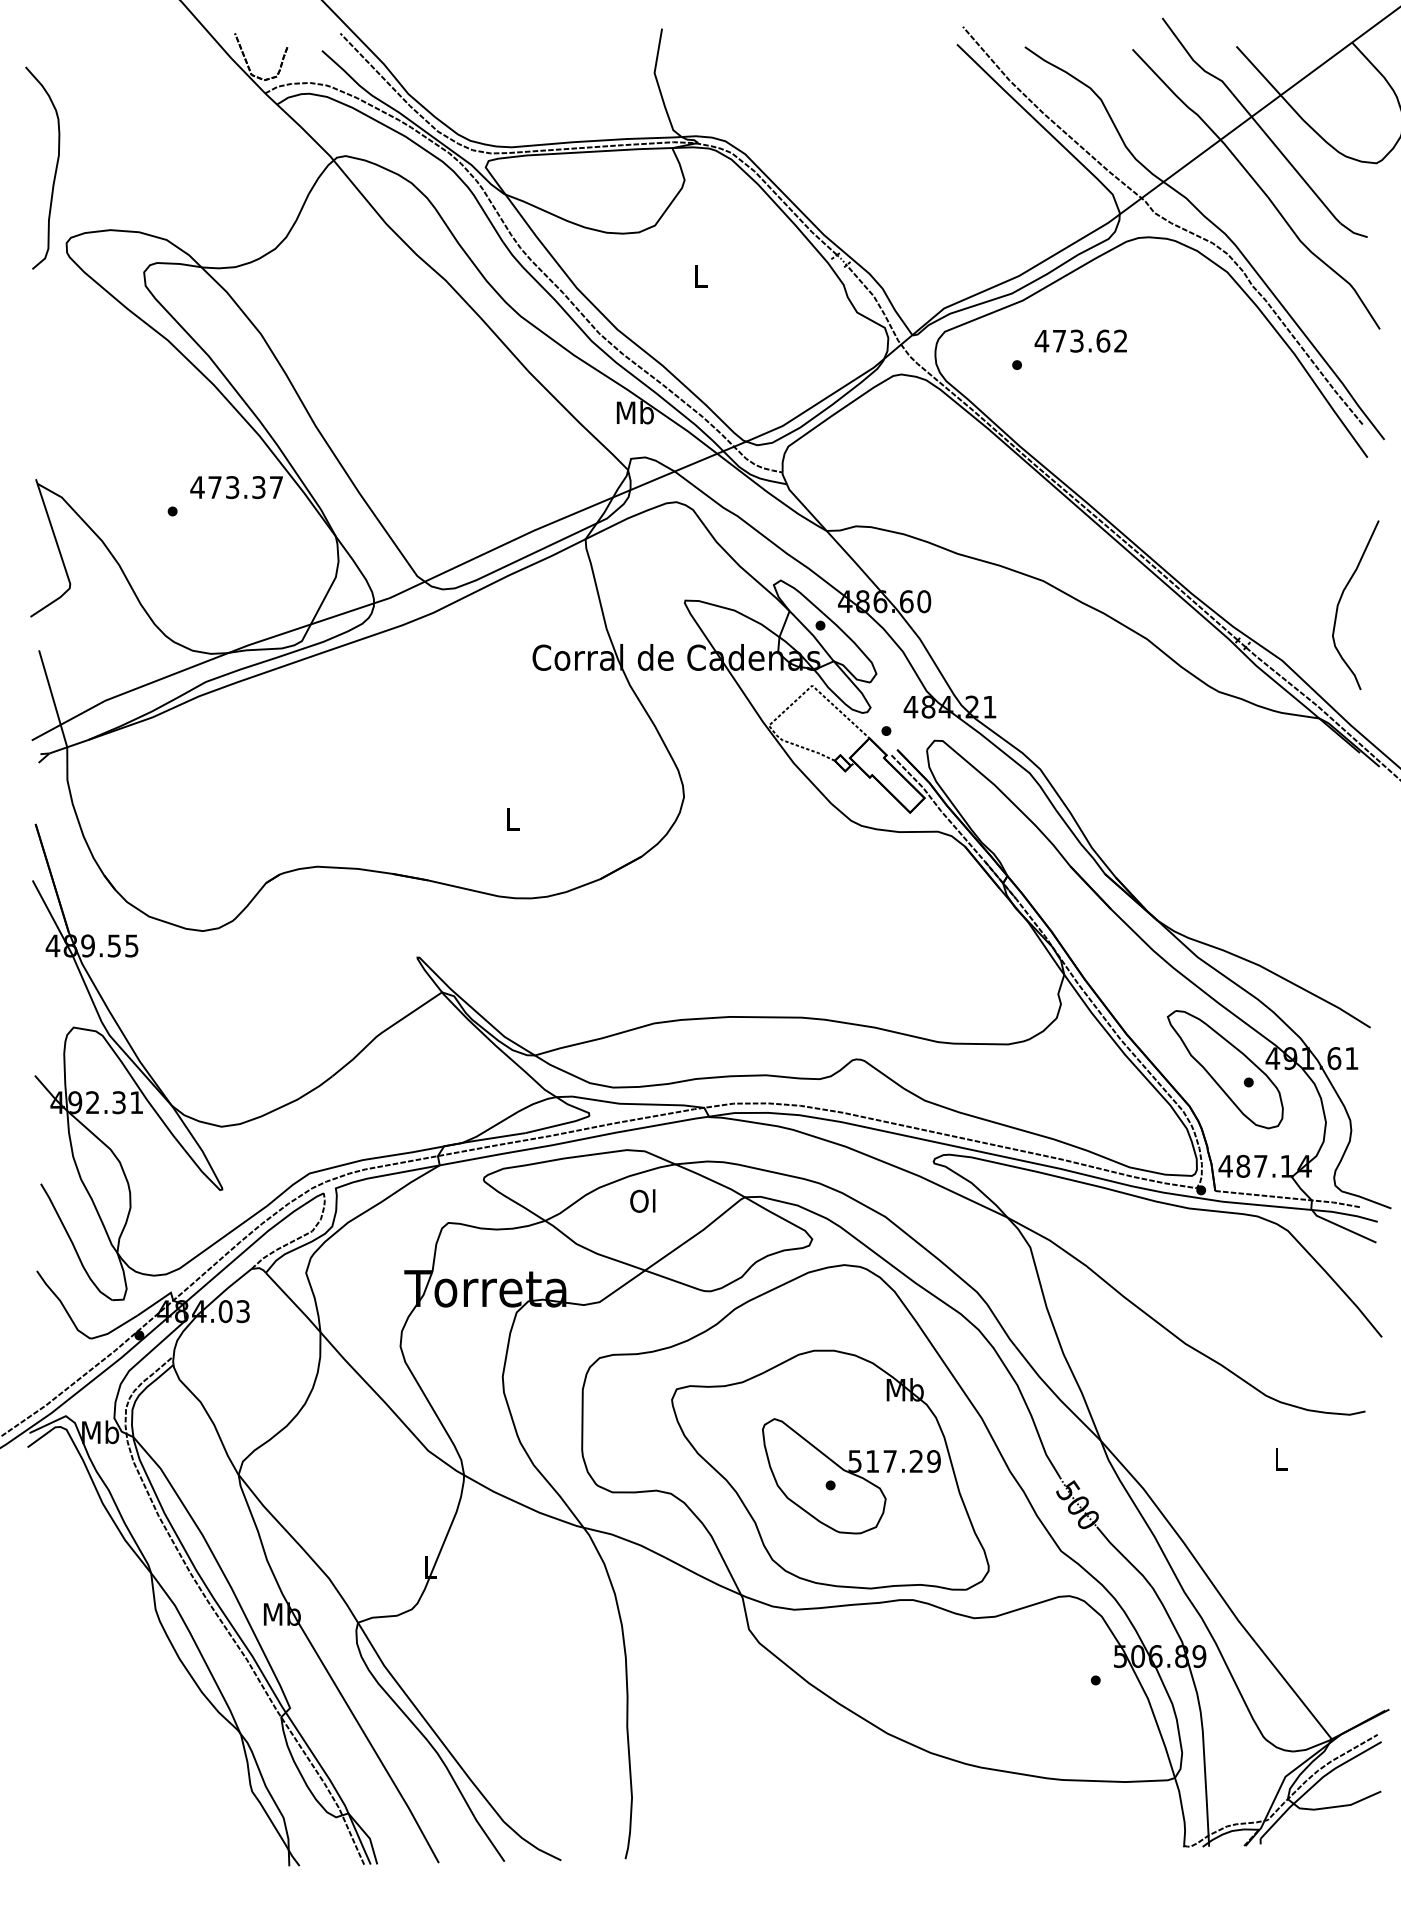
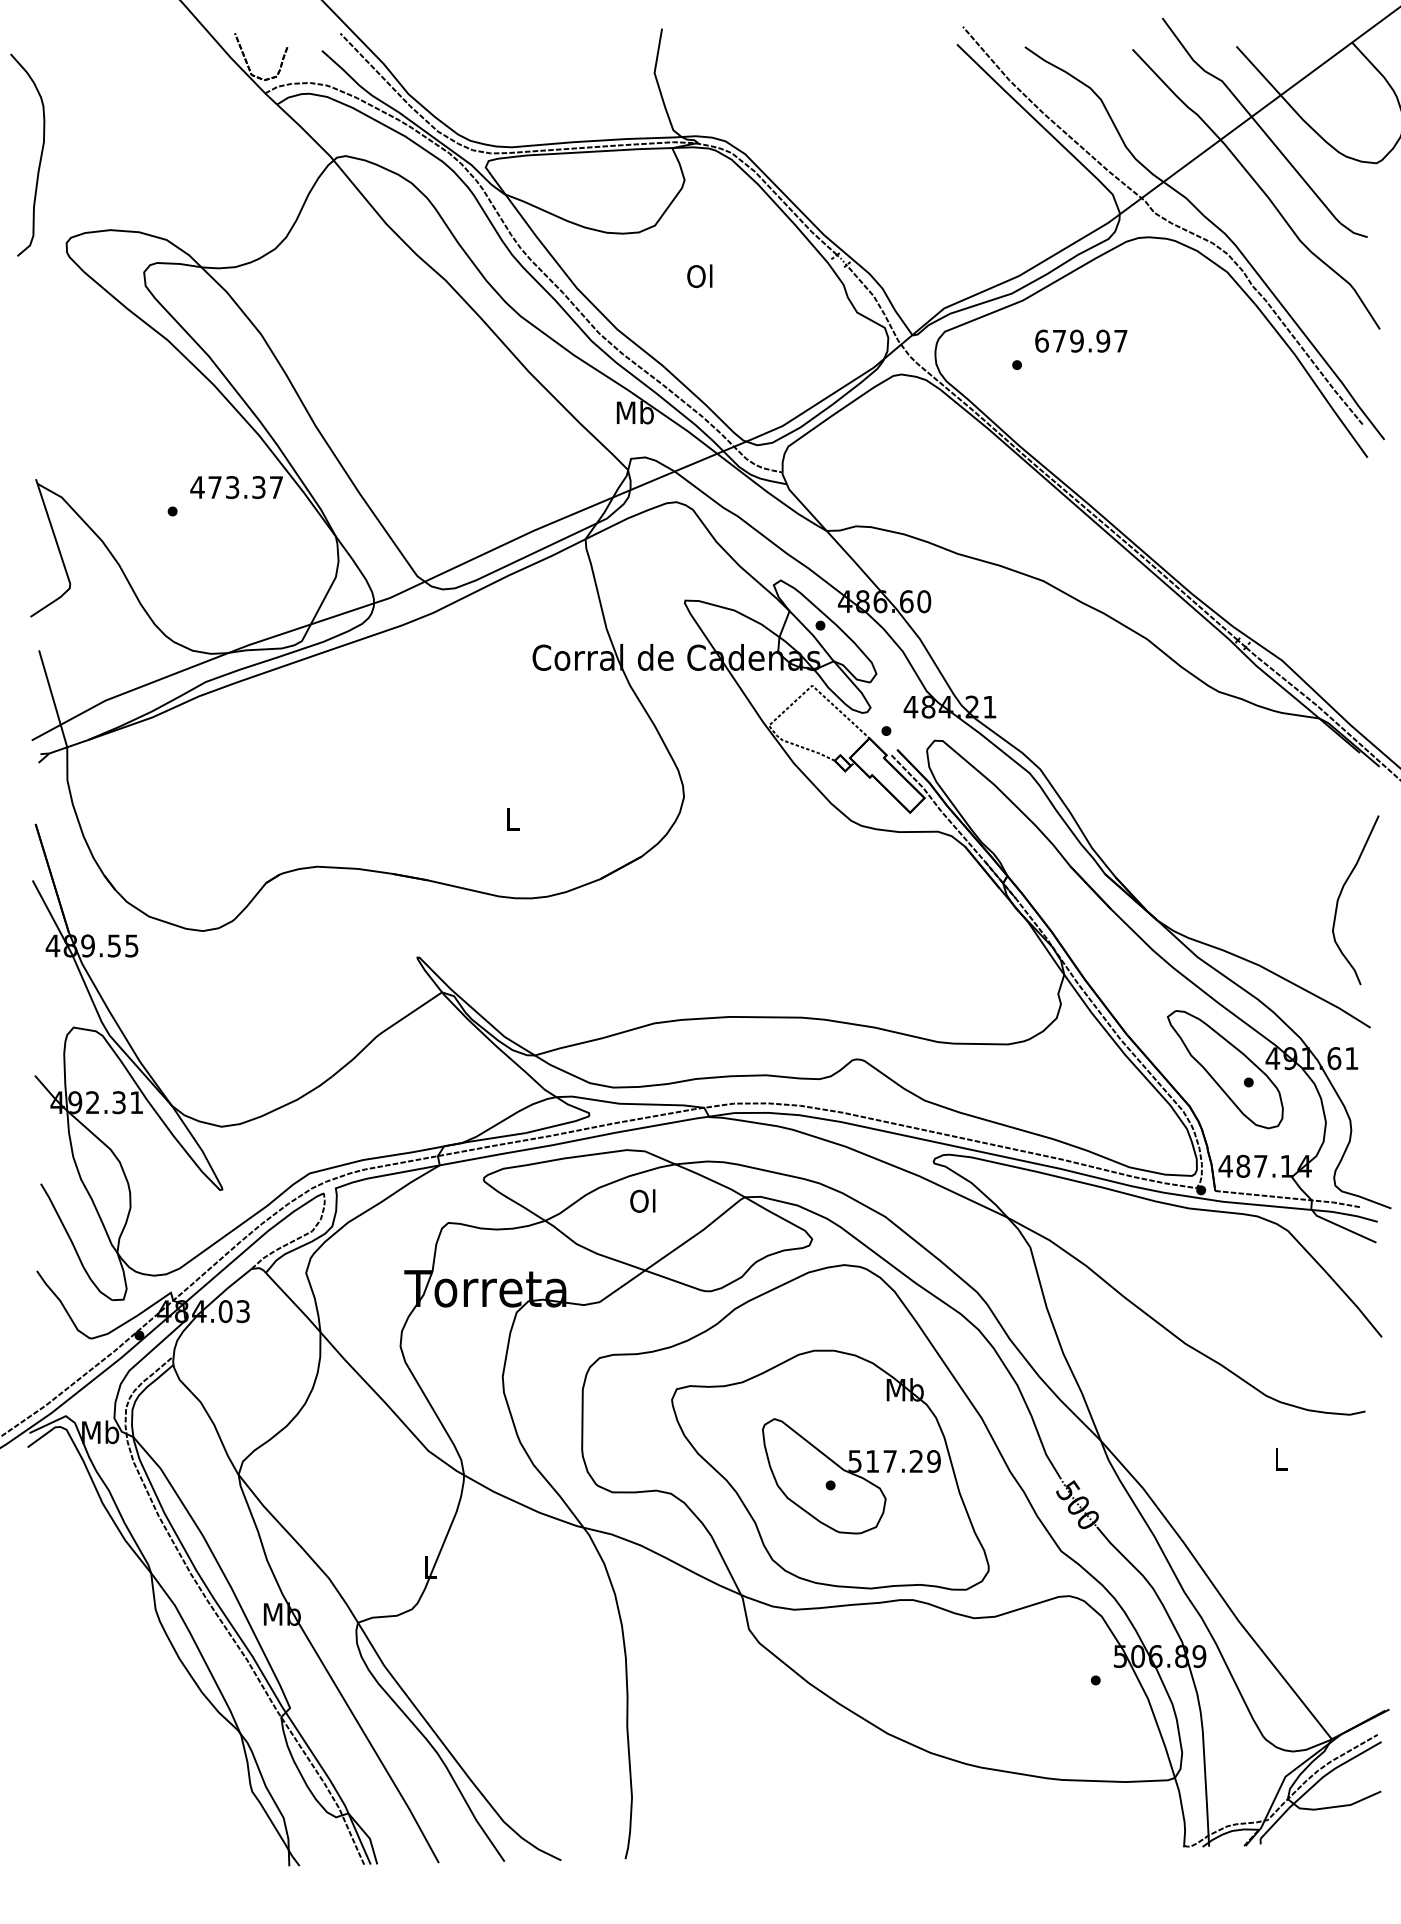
curve position: (55, 167) -> (40, 154) (40, 154)
text: L -> Ol (699, 276)
text: 473.62 -> 679.97 (1080, 340)
curve position: (1341, 599) -> (1341, 894) (1341, 894)
